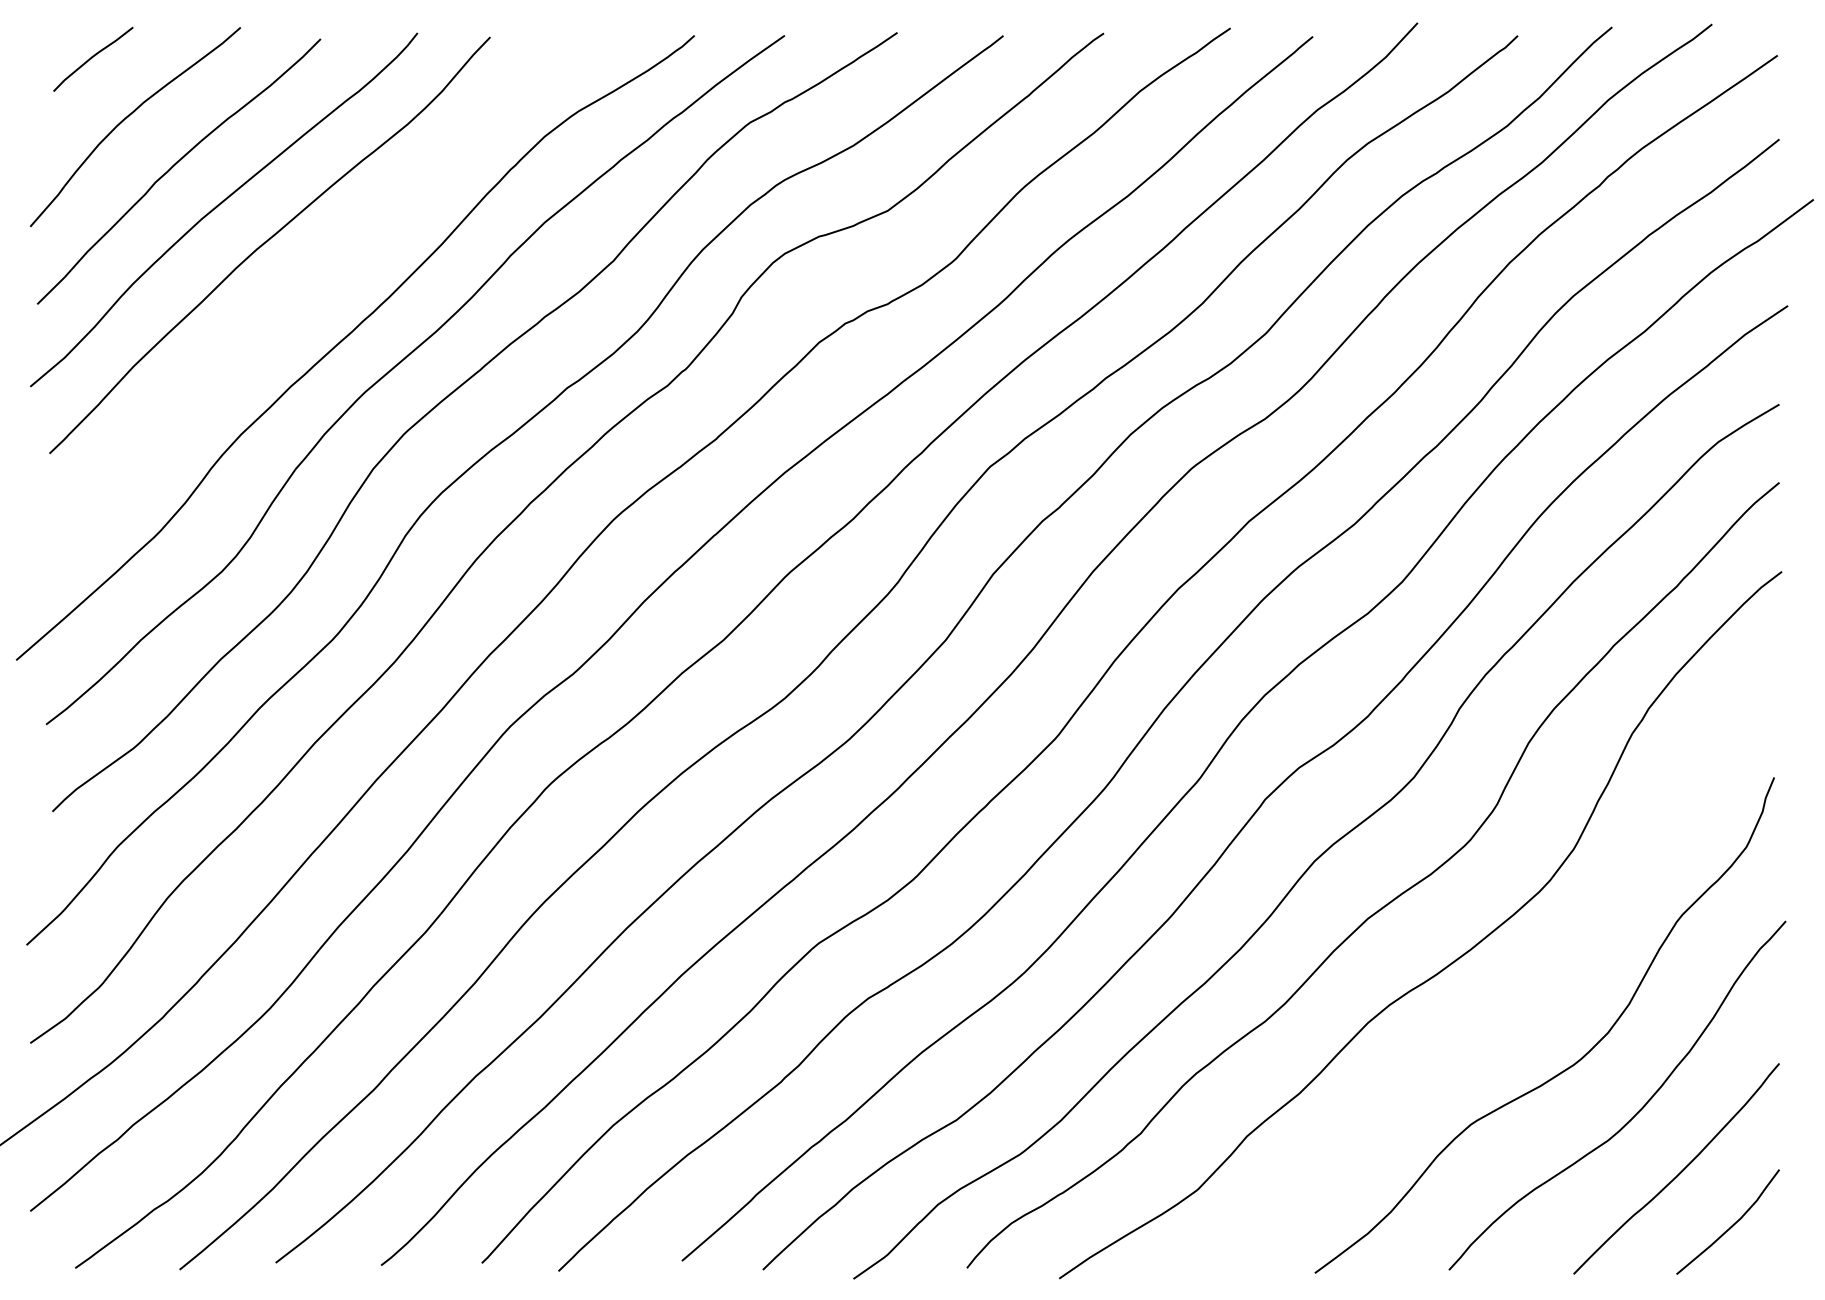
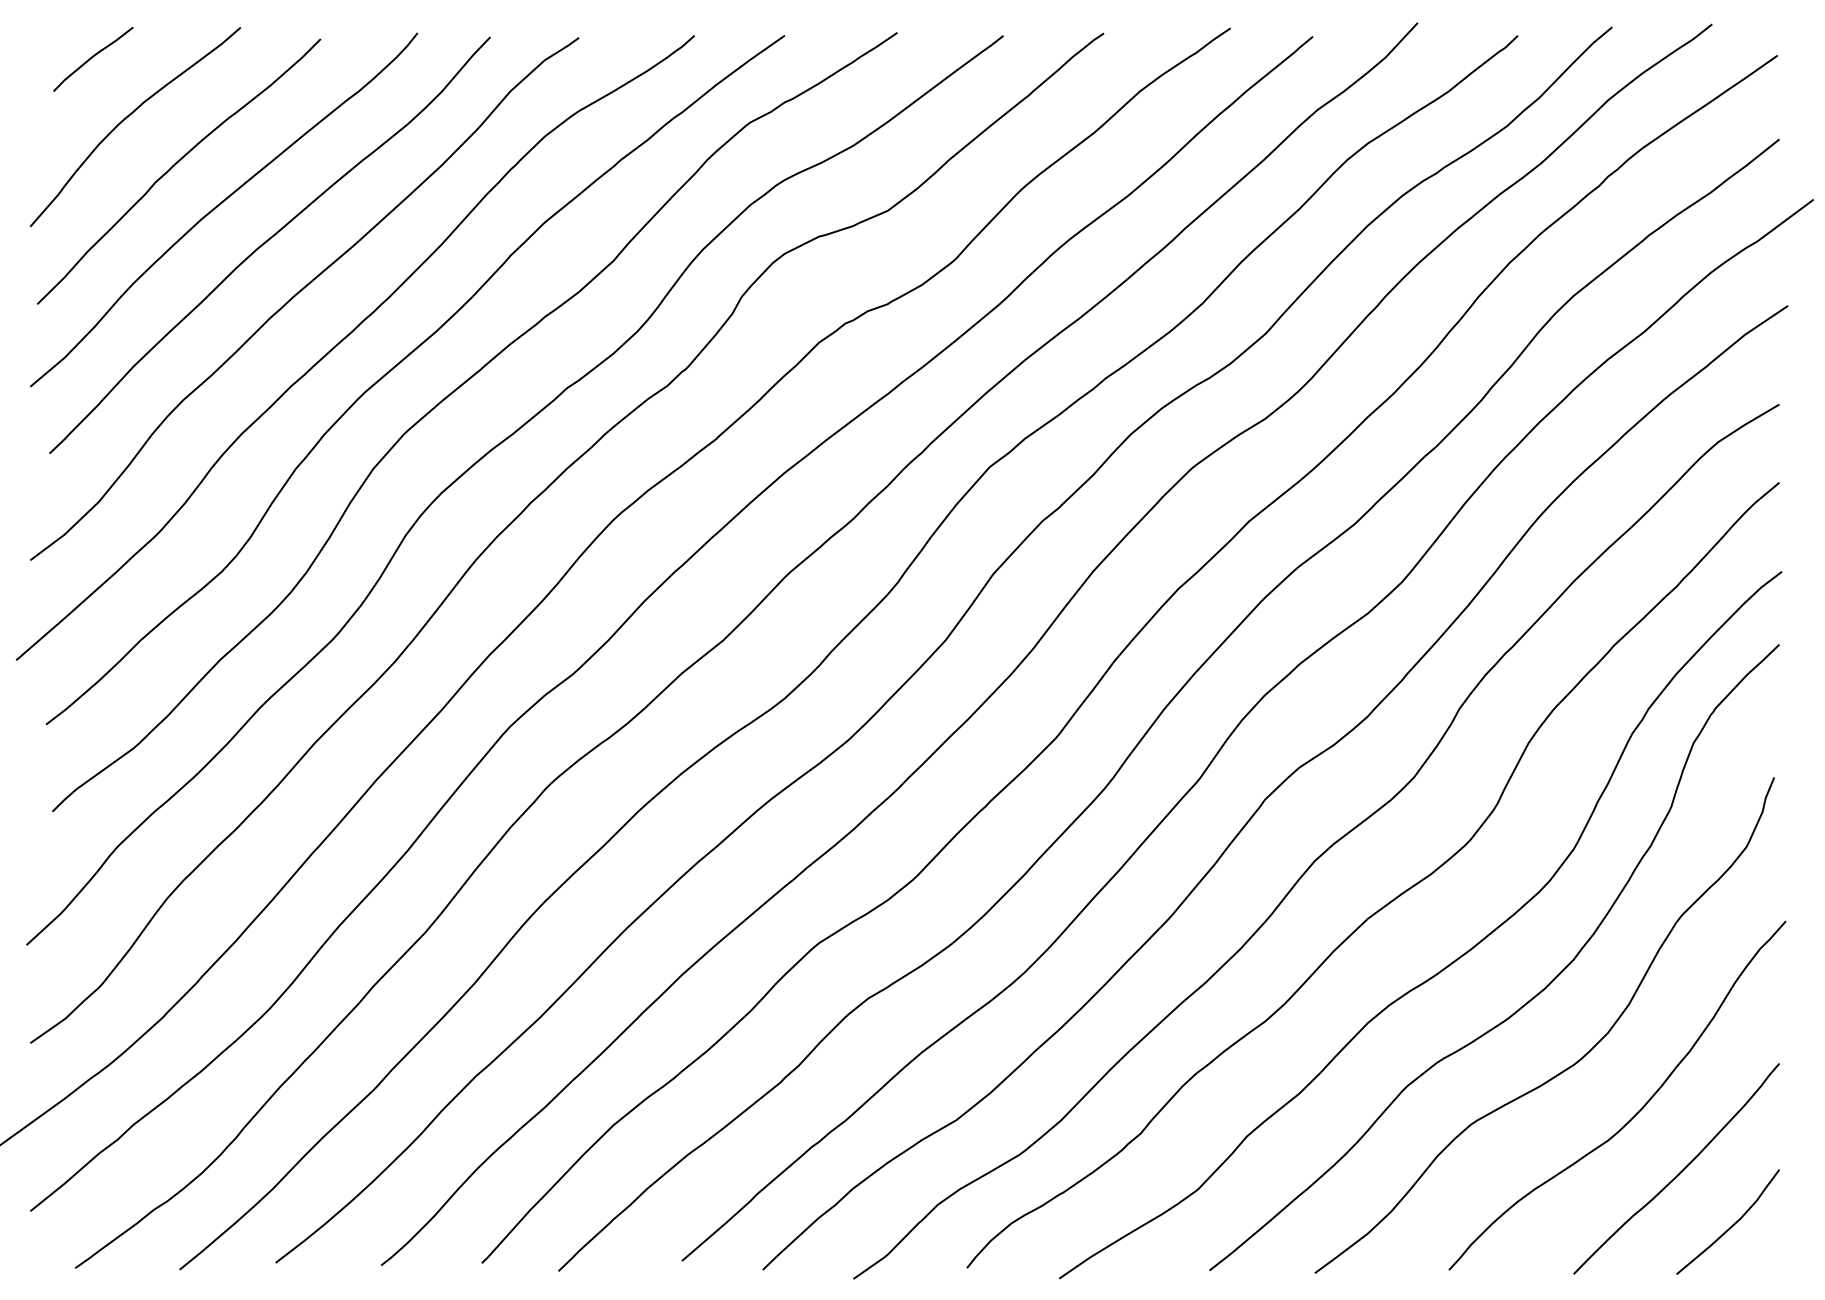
curve: none -> present (299, 293)
curve: none -> present (1528, 1000)
